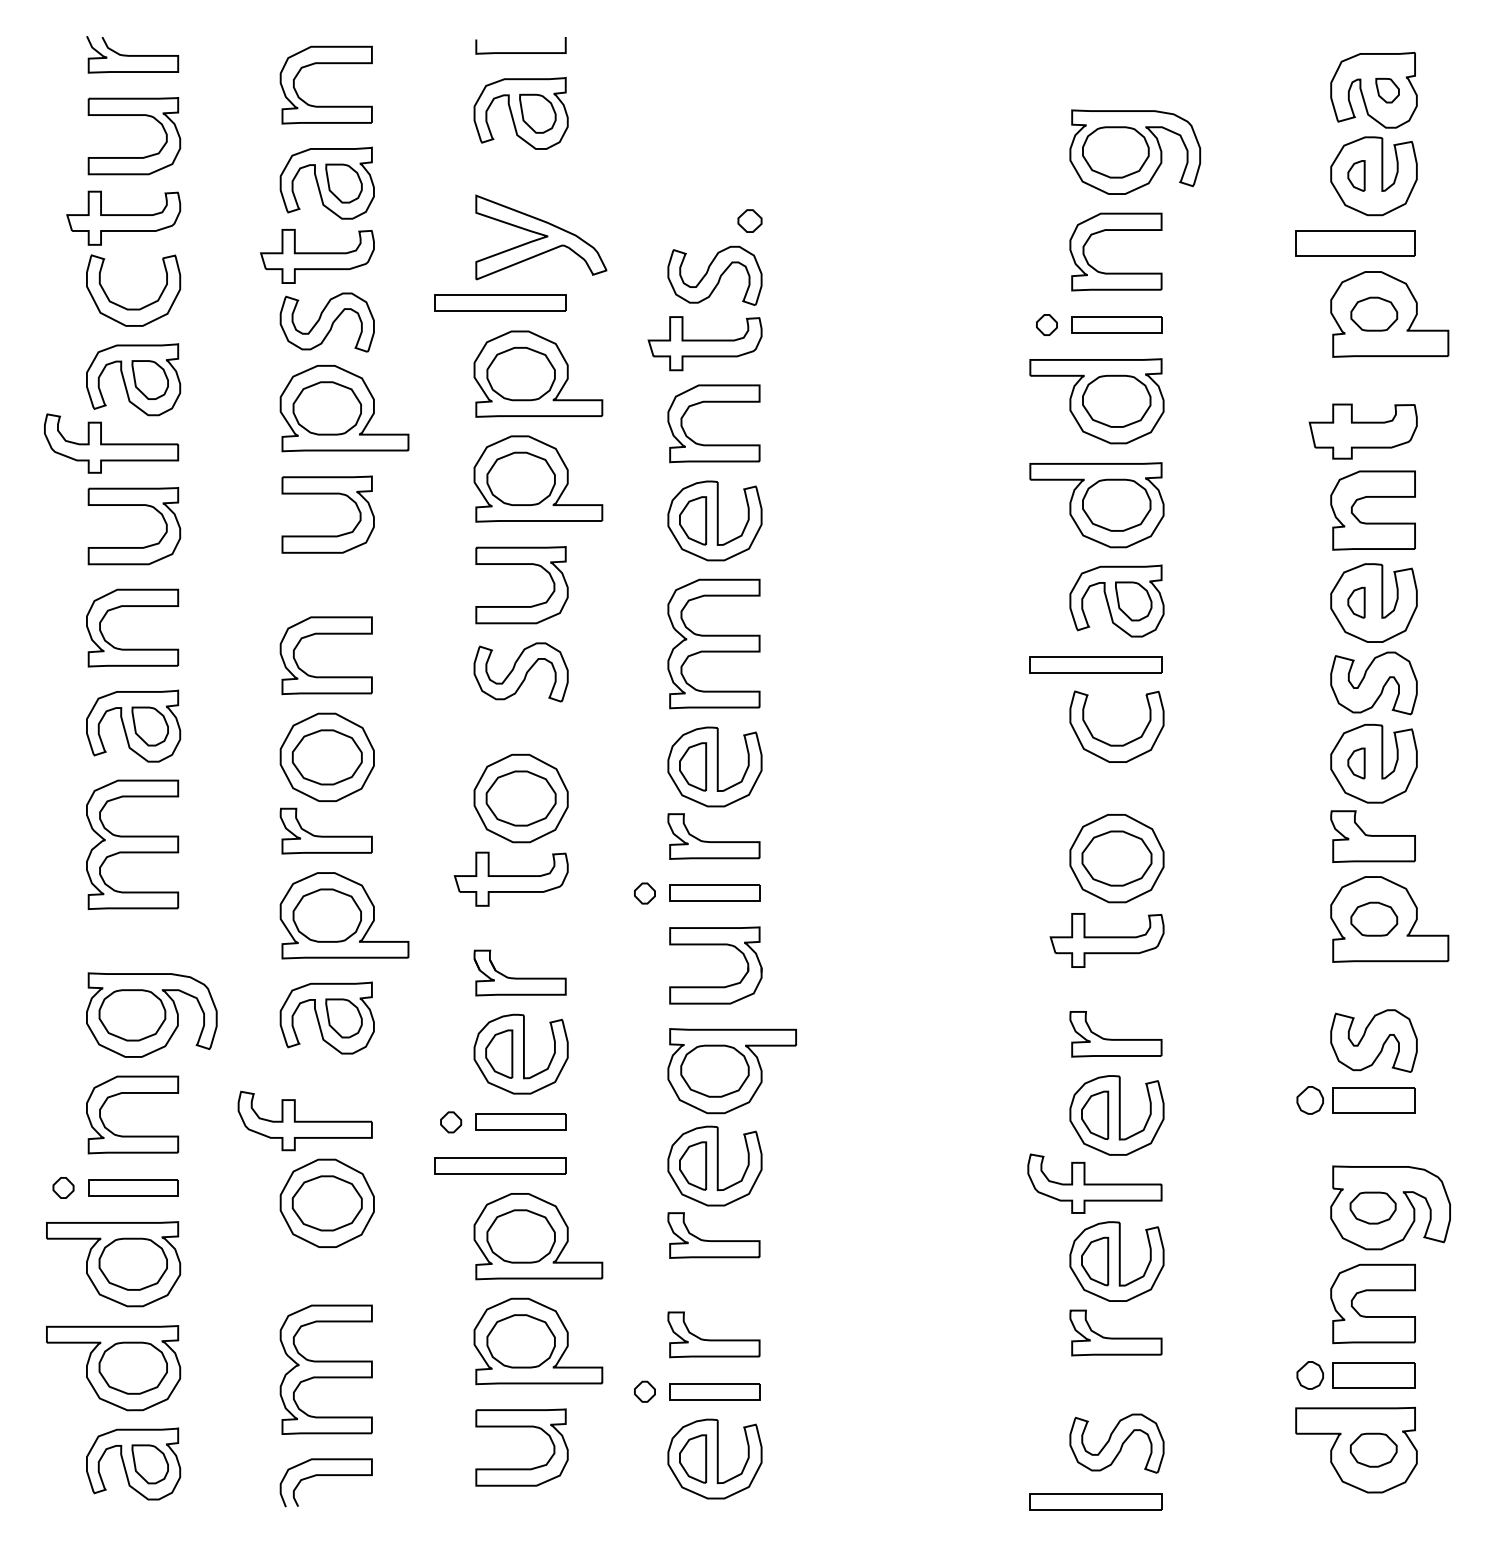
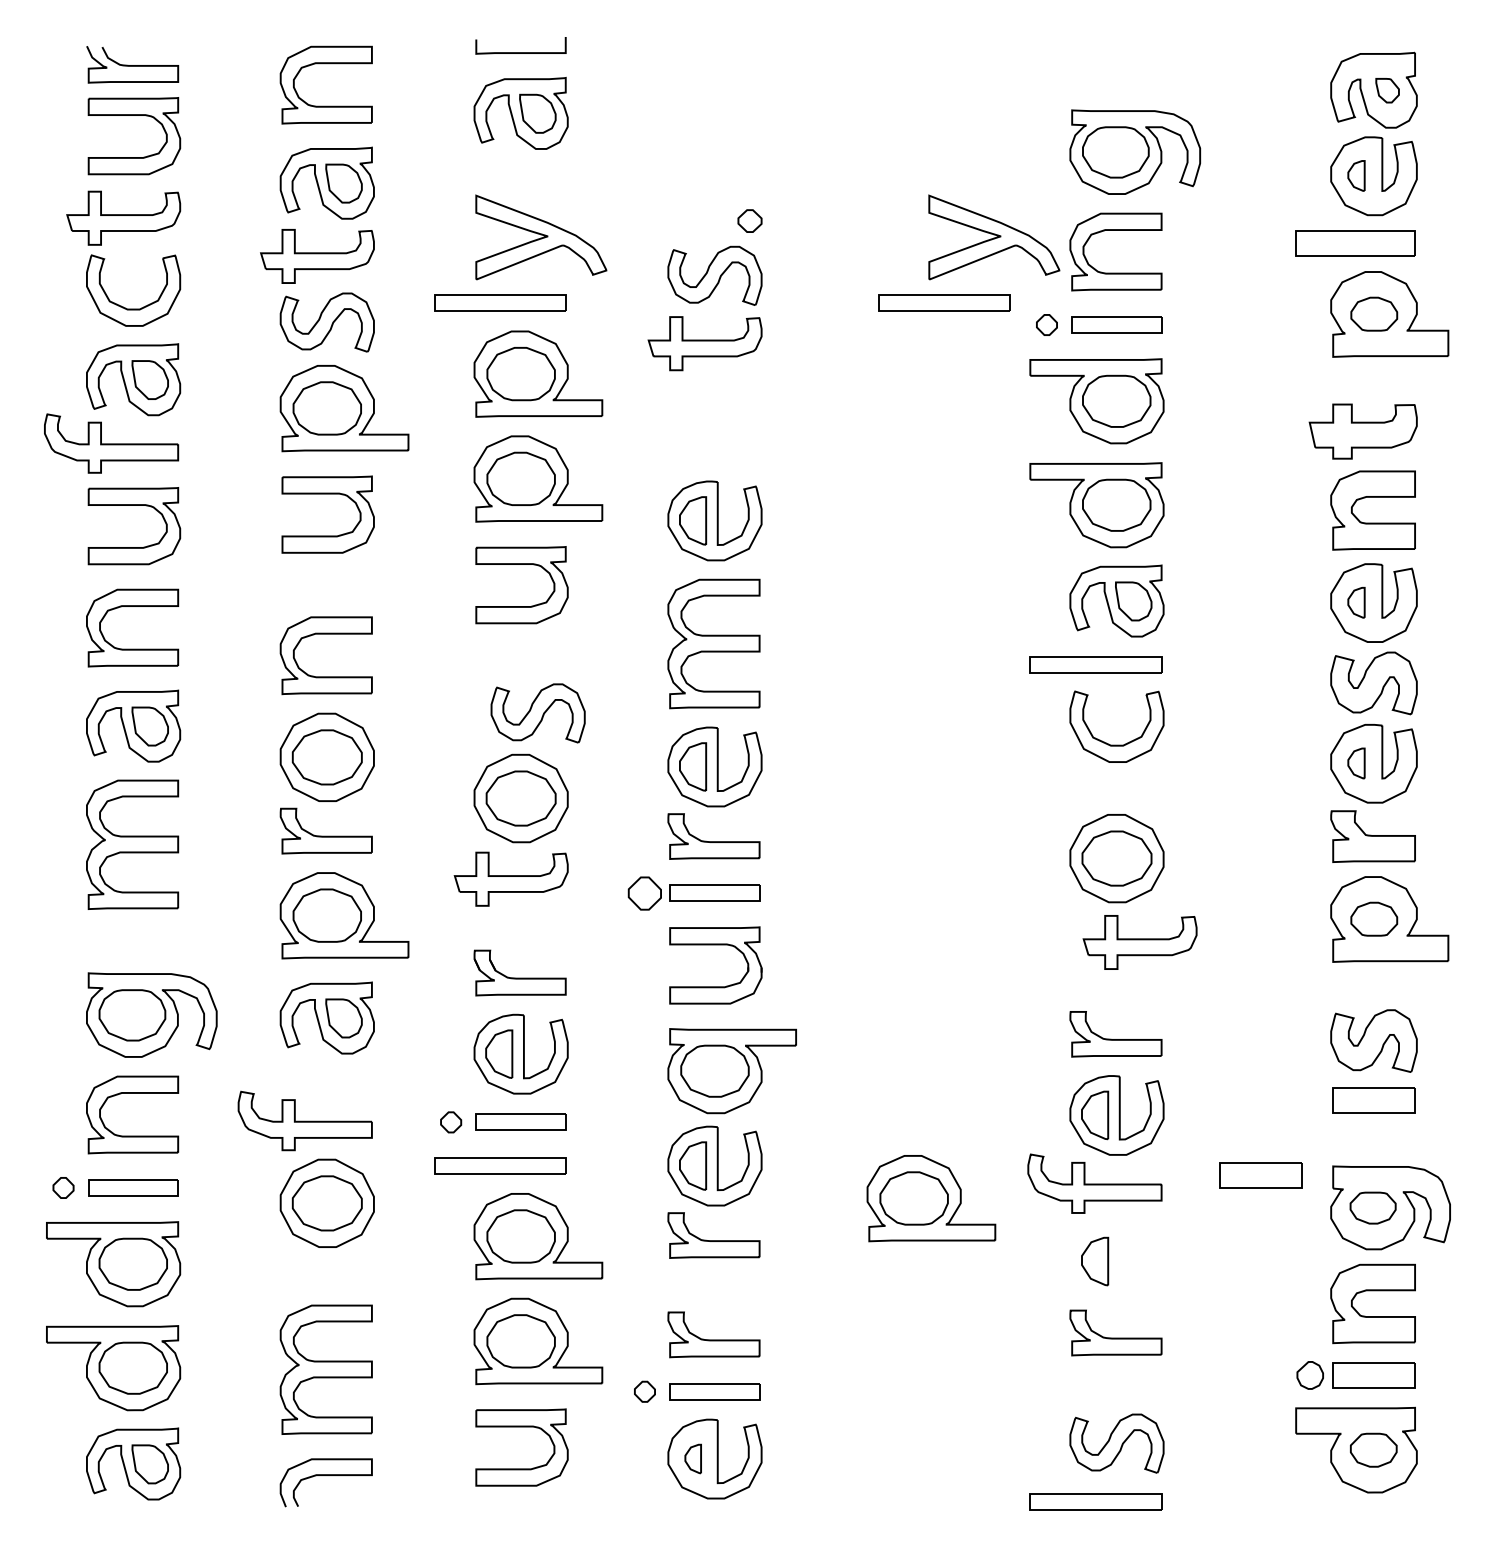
curve position: (132, 55) -> (132, 65) (132, 65)
part: none -> present (994, 237)
part: none -> present (944, 302)
part: present -> none (713, 402)
part position: (520, 672) -> (537, 713) (537, 713)
part size: 22x23 px -> 35x35 px (644, 893)
part position: (1106, 940) -> (1139, 942) (1139, 942)
part: present -> none (1309, 1100)
part: none -> present (1260, 1175)
part: none -> present (931, 1198)
part: present -> none (1116, 1261)
part size: 29x50 px -> 18x32 px (692, 1458)
